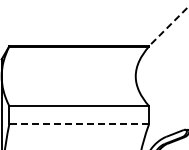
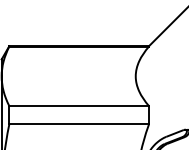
line: dashed -> solid (168, 26)
line: dashed -> solid (79, 124)
